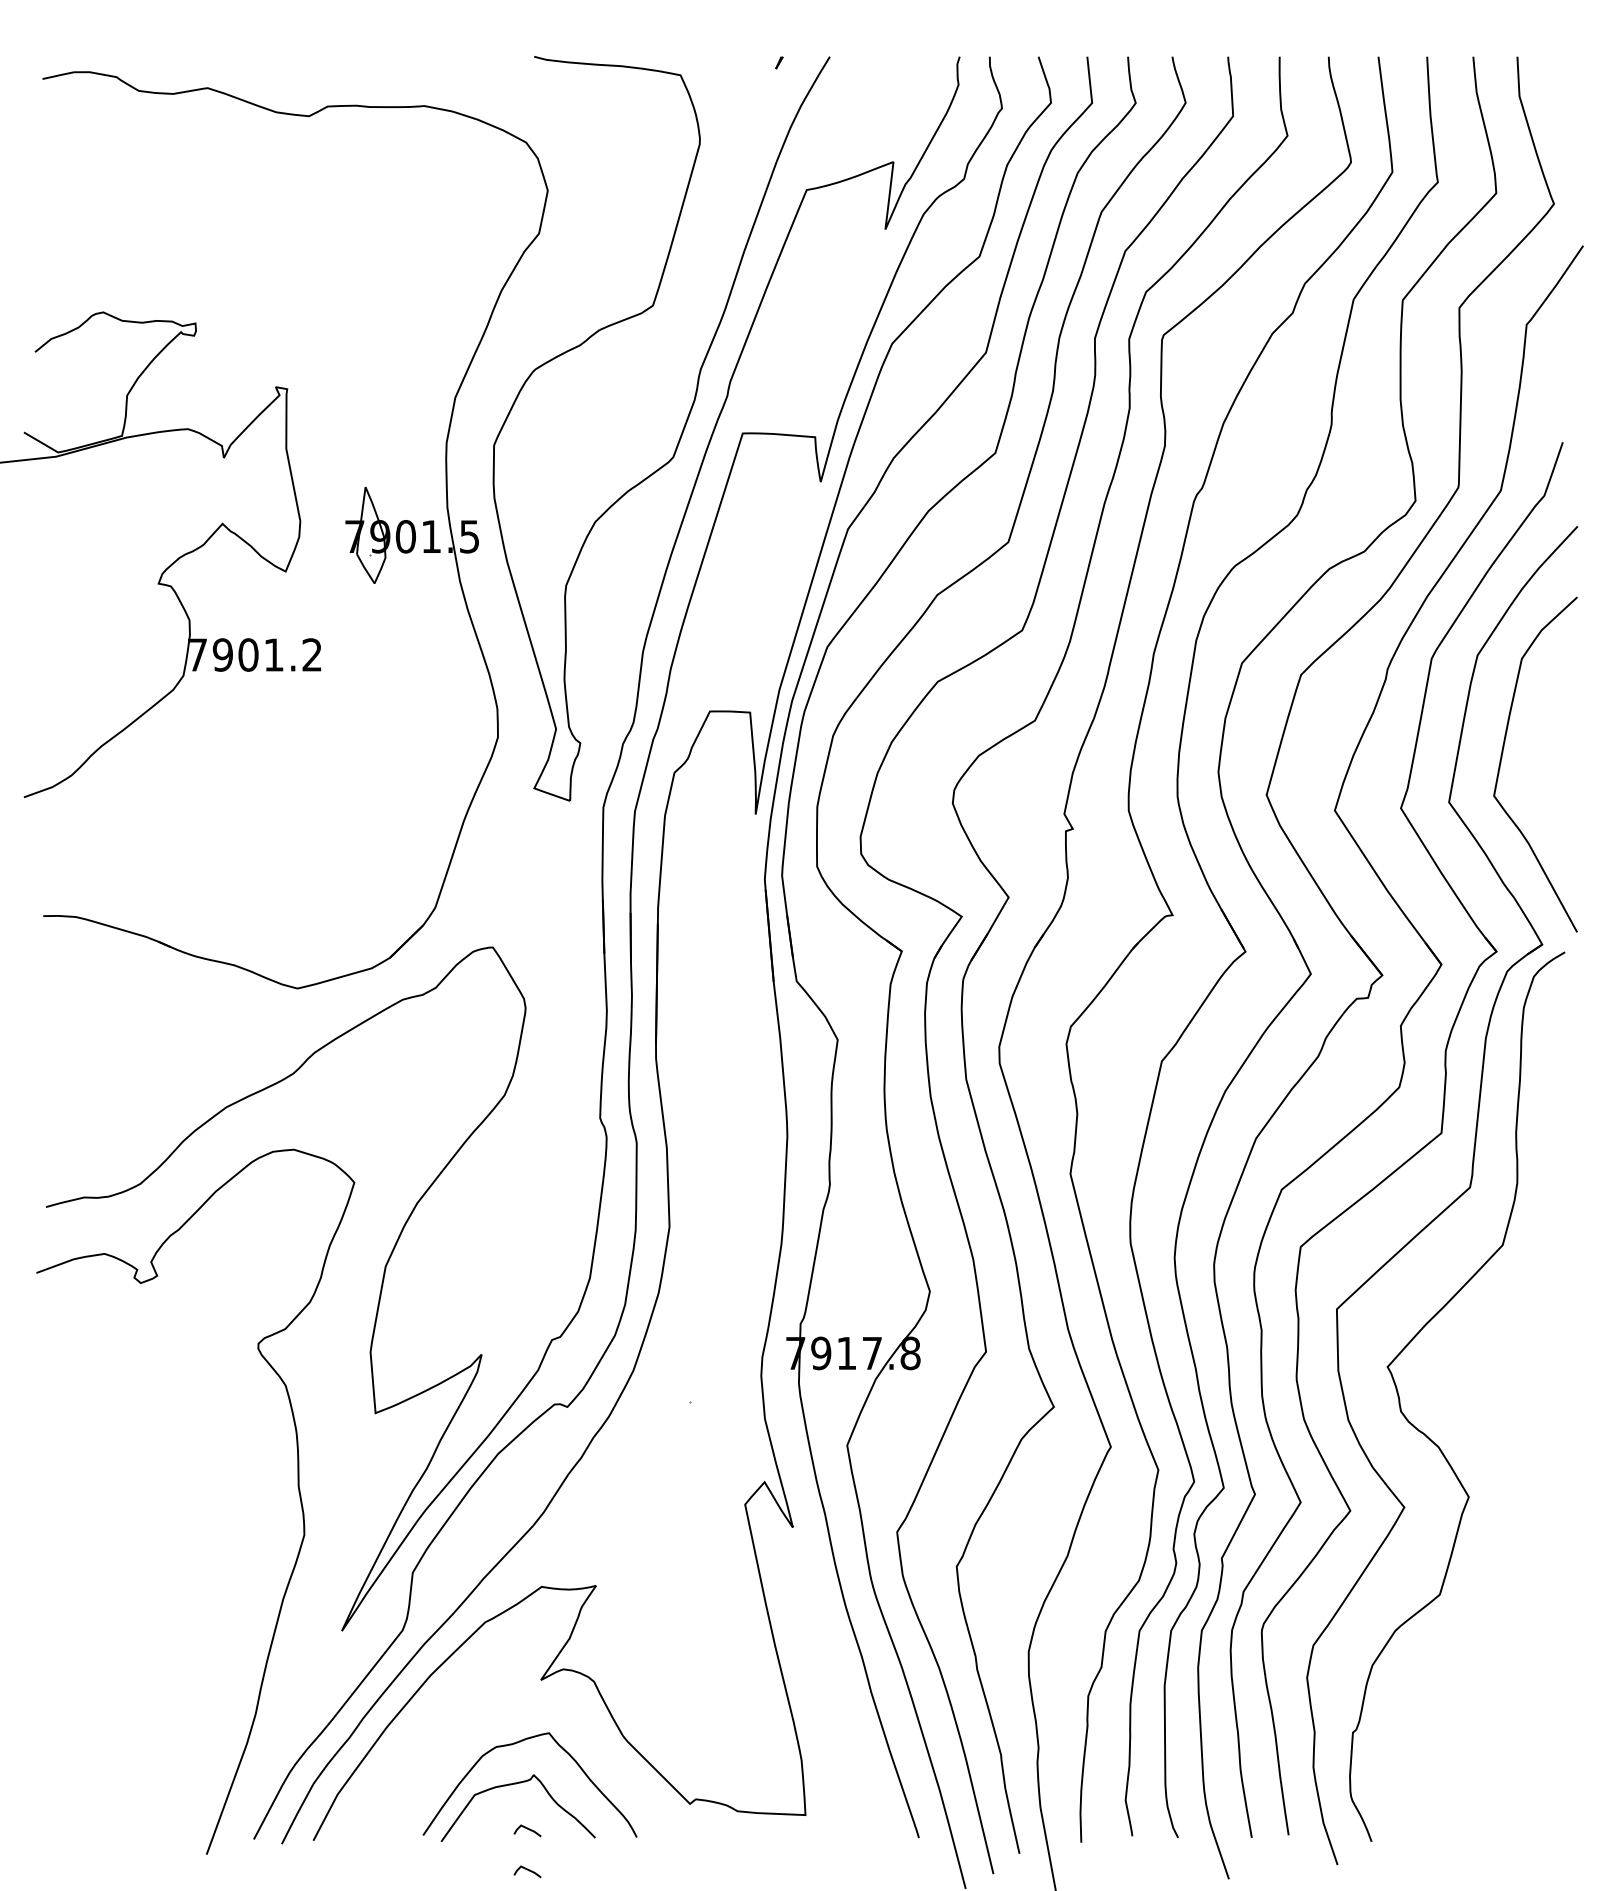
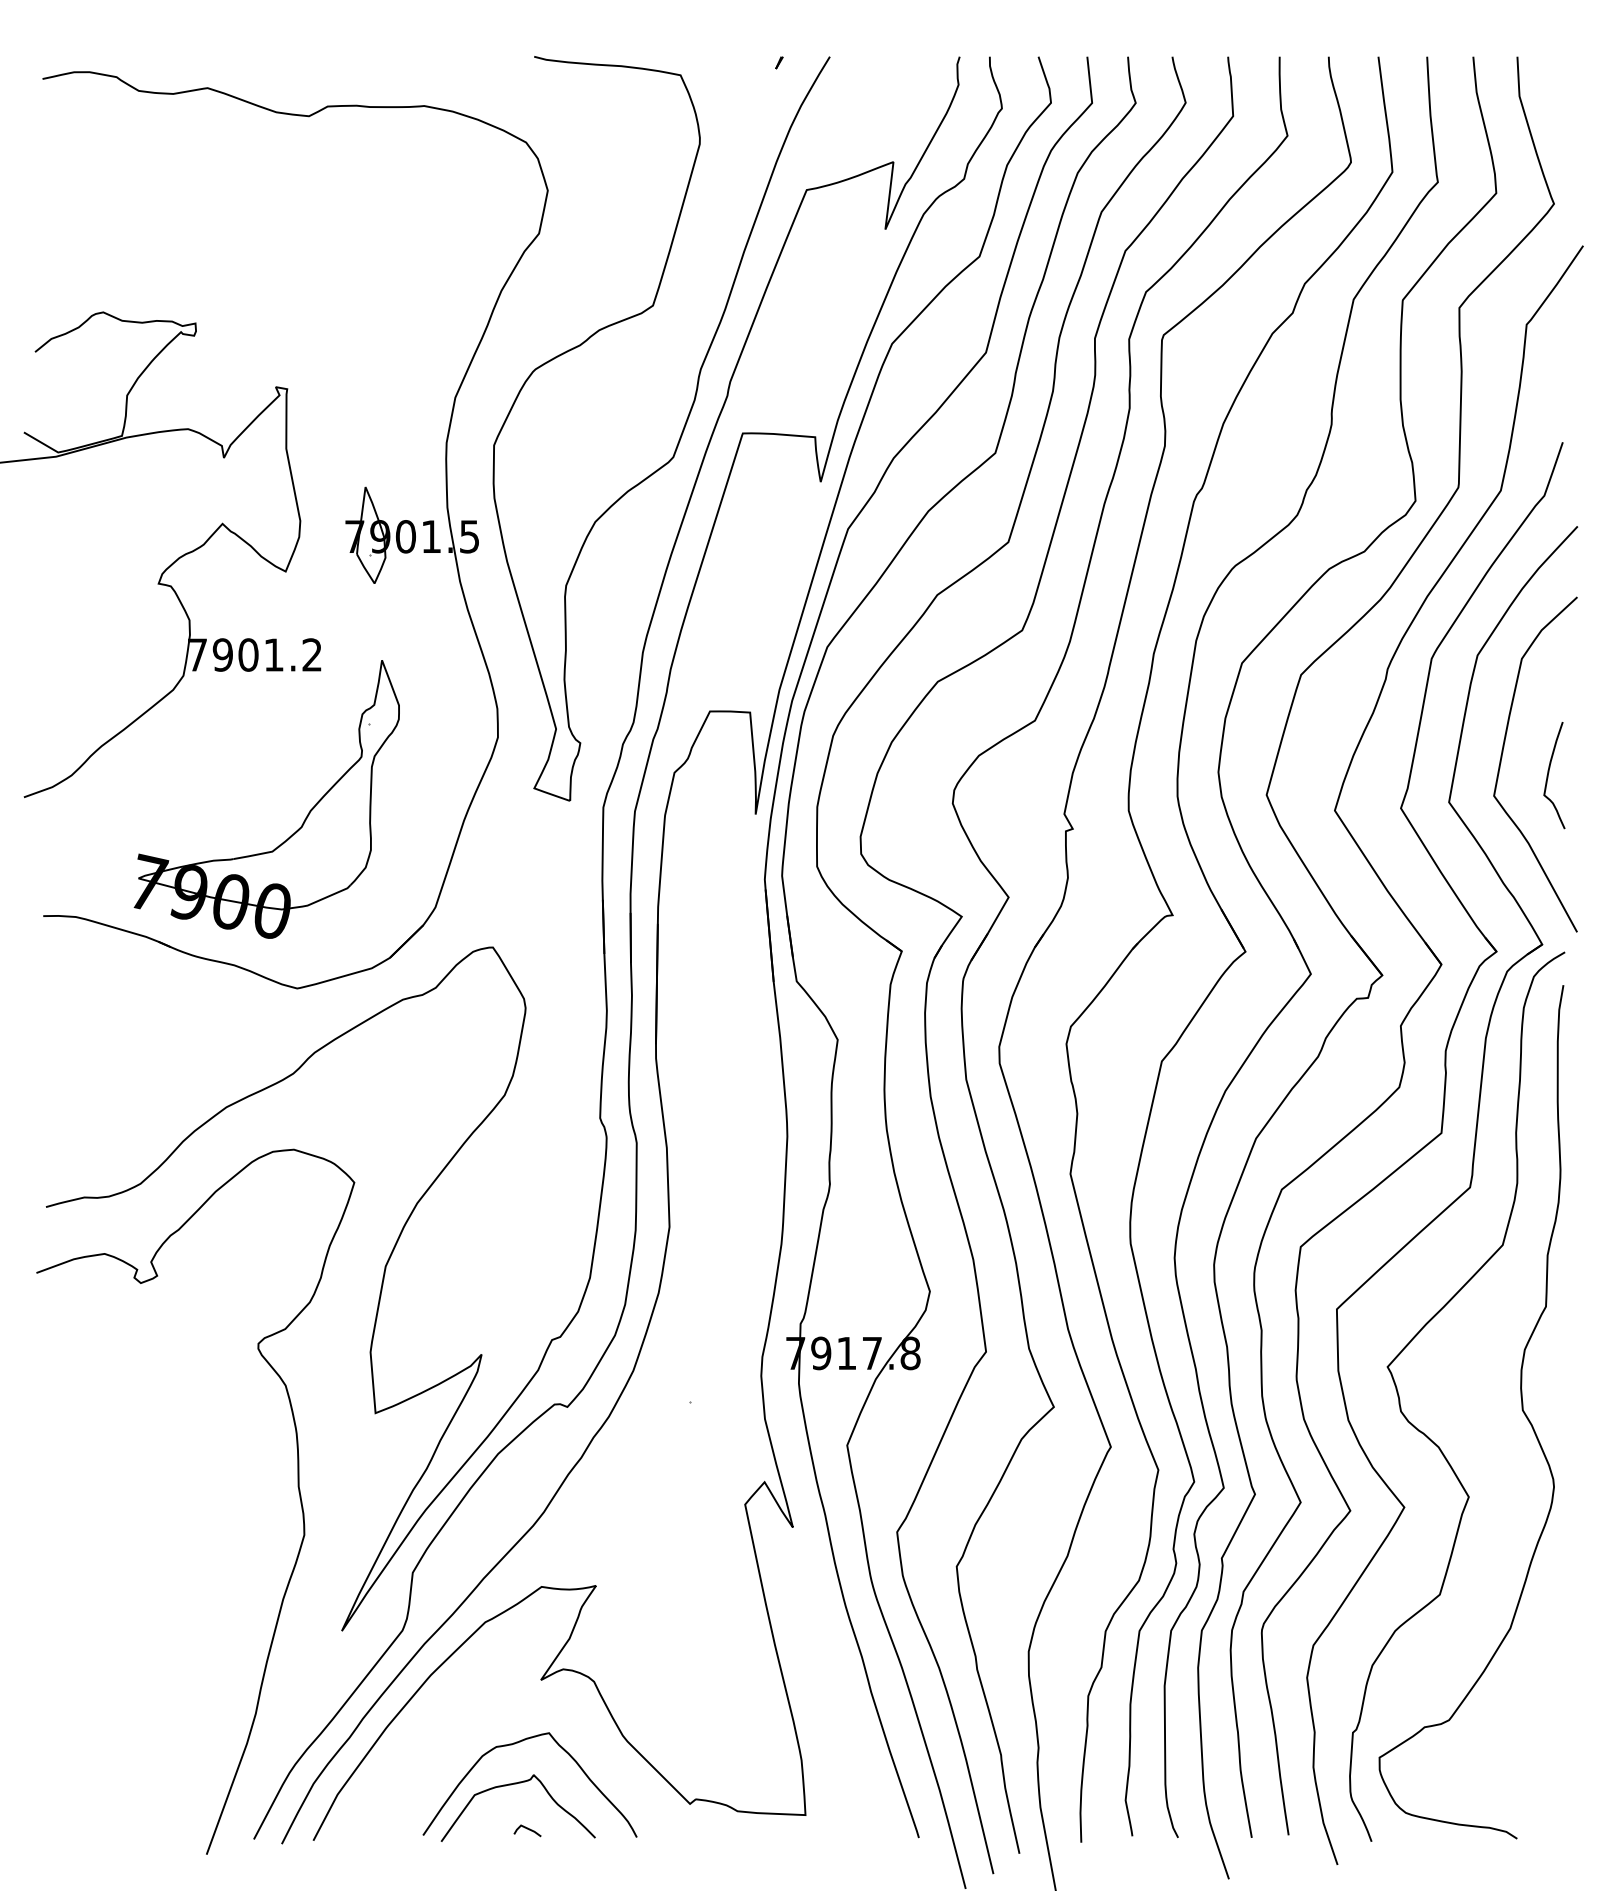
curve: none -> present (1549, 772)
part: none -> present (304, 819)
curve: none -> present (1521, 1409)
line: present -> none (527, 1870)
